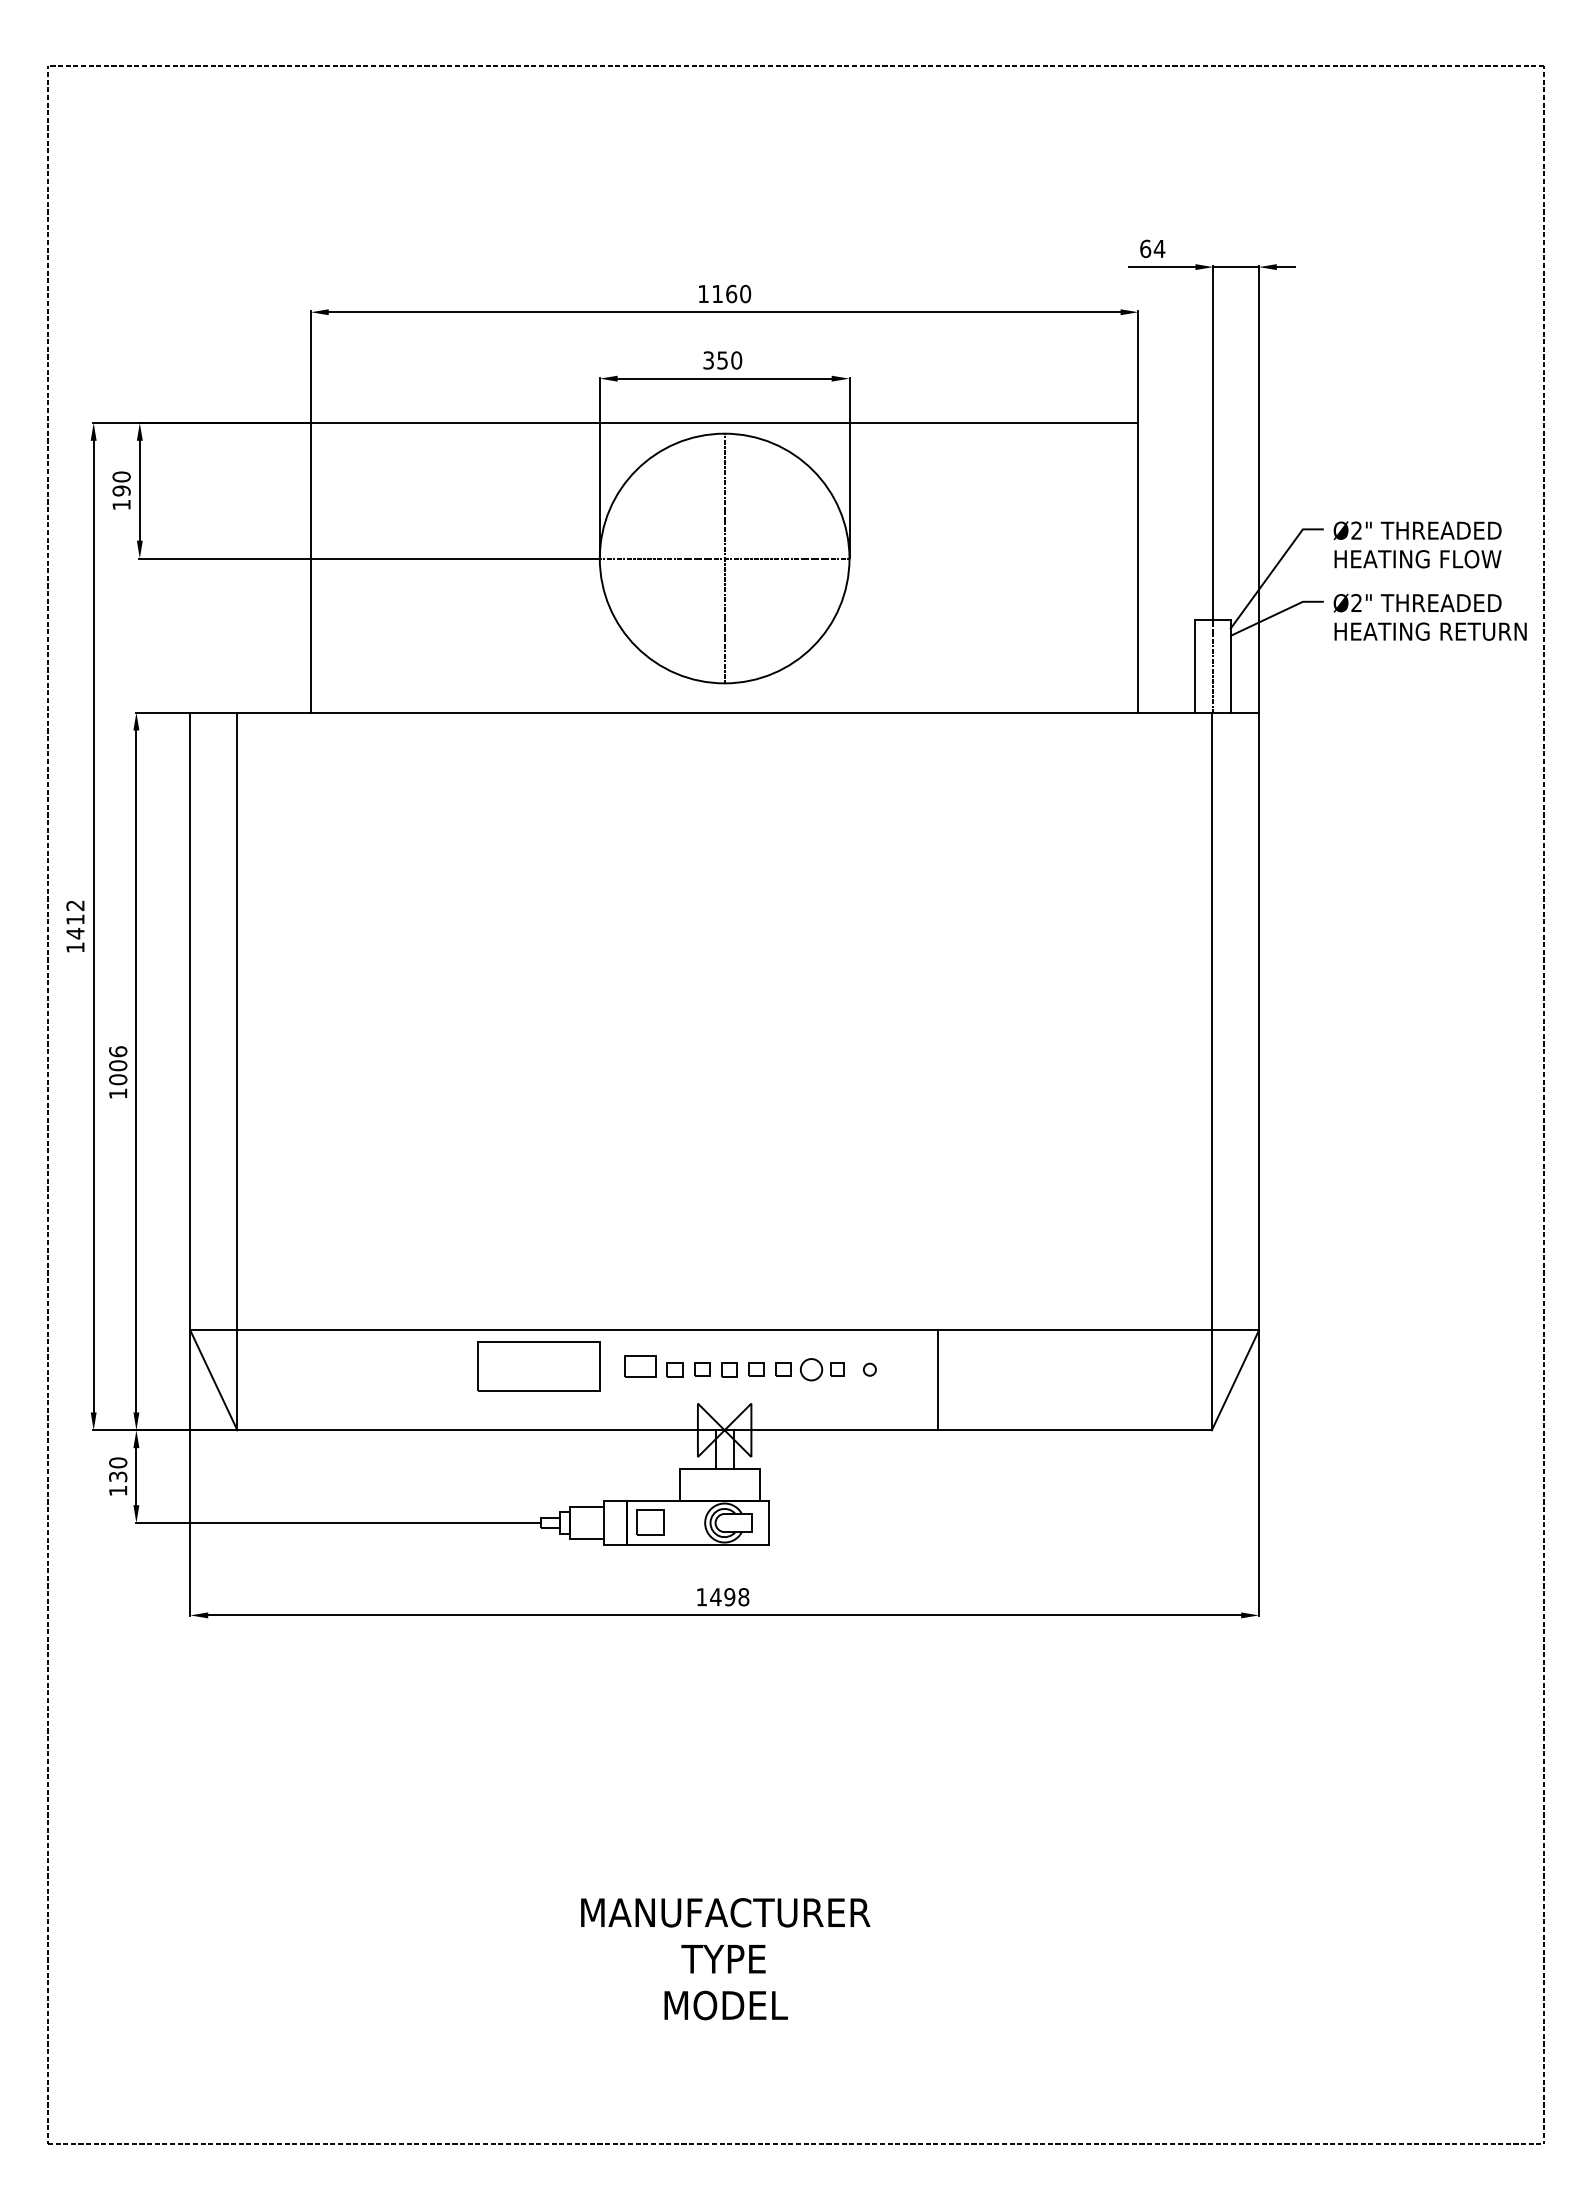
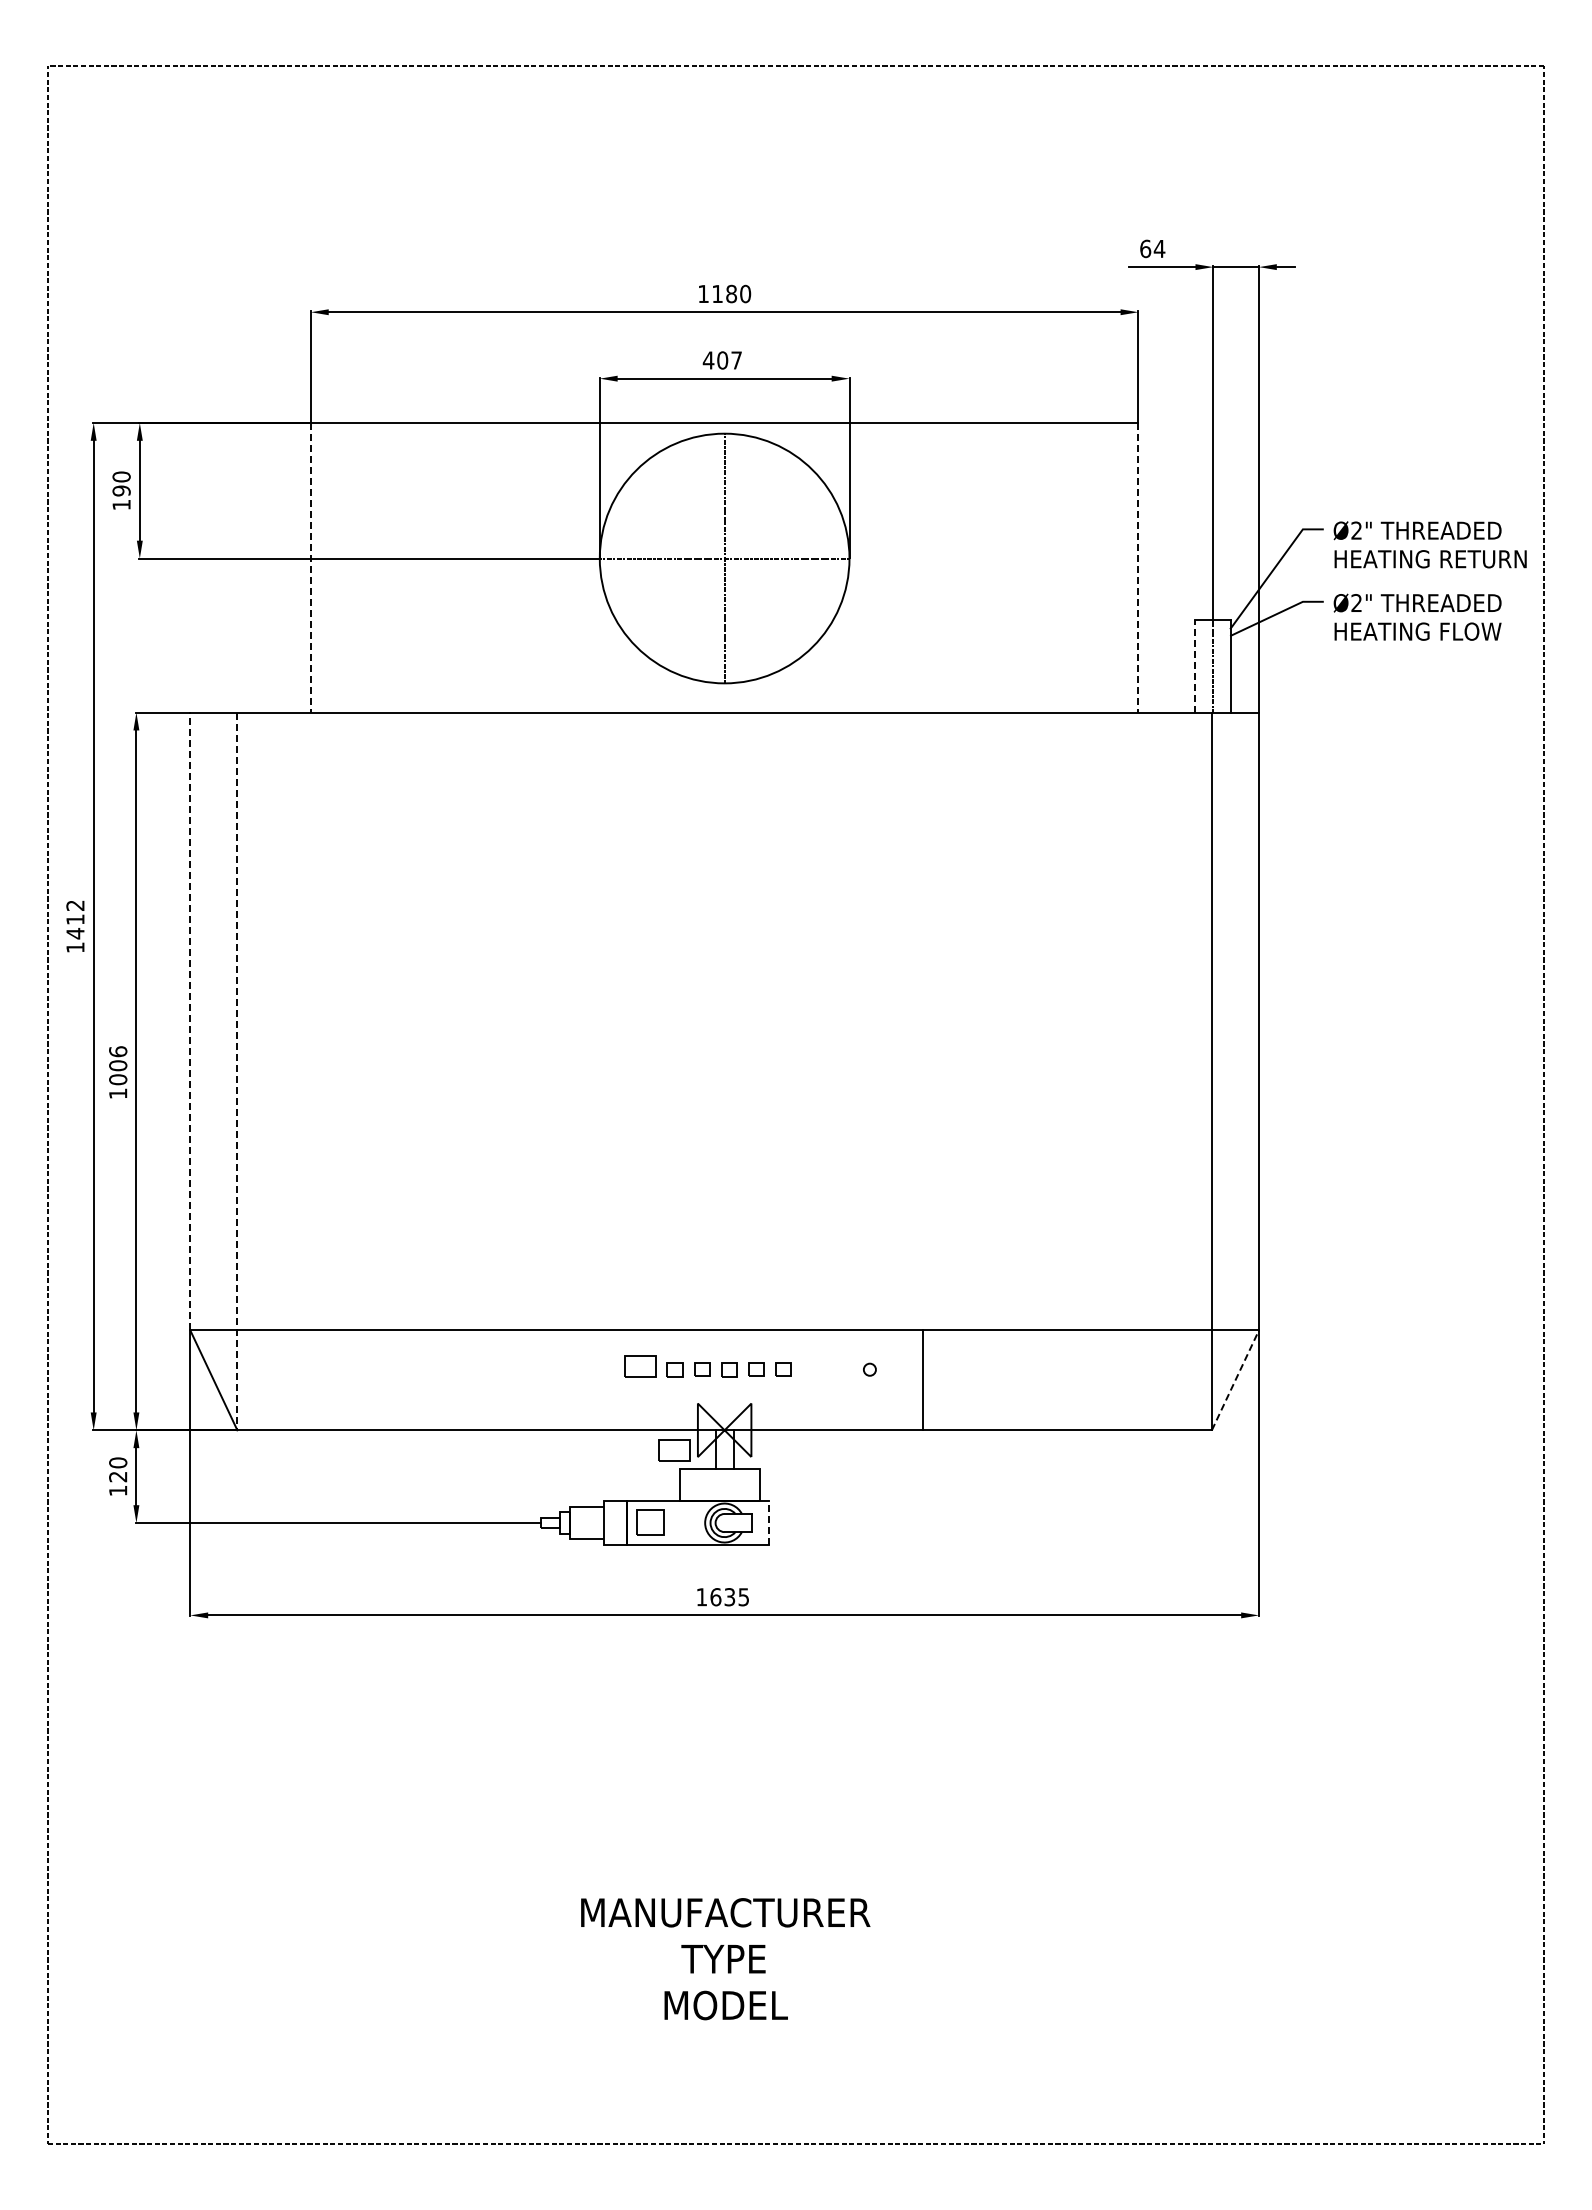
text: 1160 -> 1180 (731, 293)
text: 350 -> 407 (722, 360)
text: HEATING FLOW -> HEATING RETURN (1484, 559)
line: solid -> dashed (310, 567)
line: solid -> dashed (1138, 567)
text: HEATING RETURN -> HEATING FLOW (1484, 631)
line: solid -> dashed (1195, 665)
line: solid -> dashed (190, 1021)
line: solid -> dashed (237, 1071)
part: present -> none (538, 1366)
part: present -> none (822, 1369)
line: solid -> dashed (1235, 1379)
line position: (937, 1380) -> (922, 1380) (922, 1380)
part: none -> present (674, 1450)
text: 130 -> 120 (118, 1476)
line: solid -> dashed (769, 1523)
text: 1498 -> 1635 (729, 1597)
